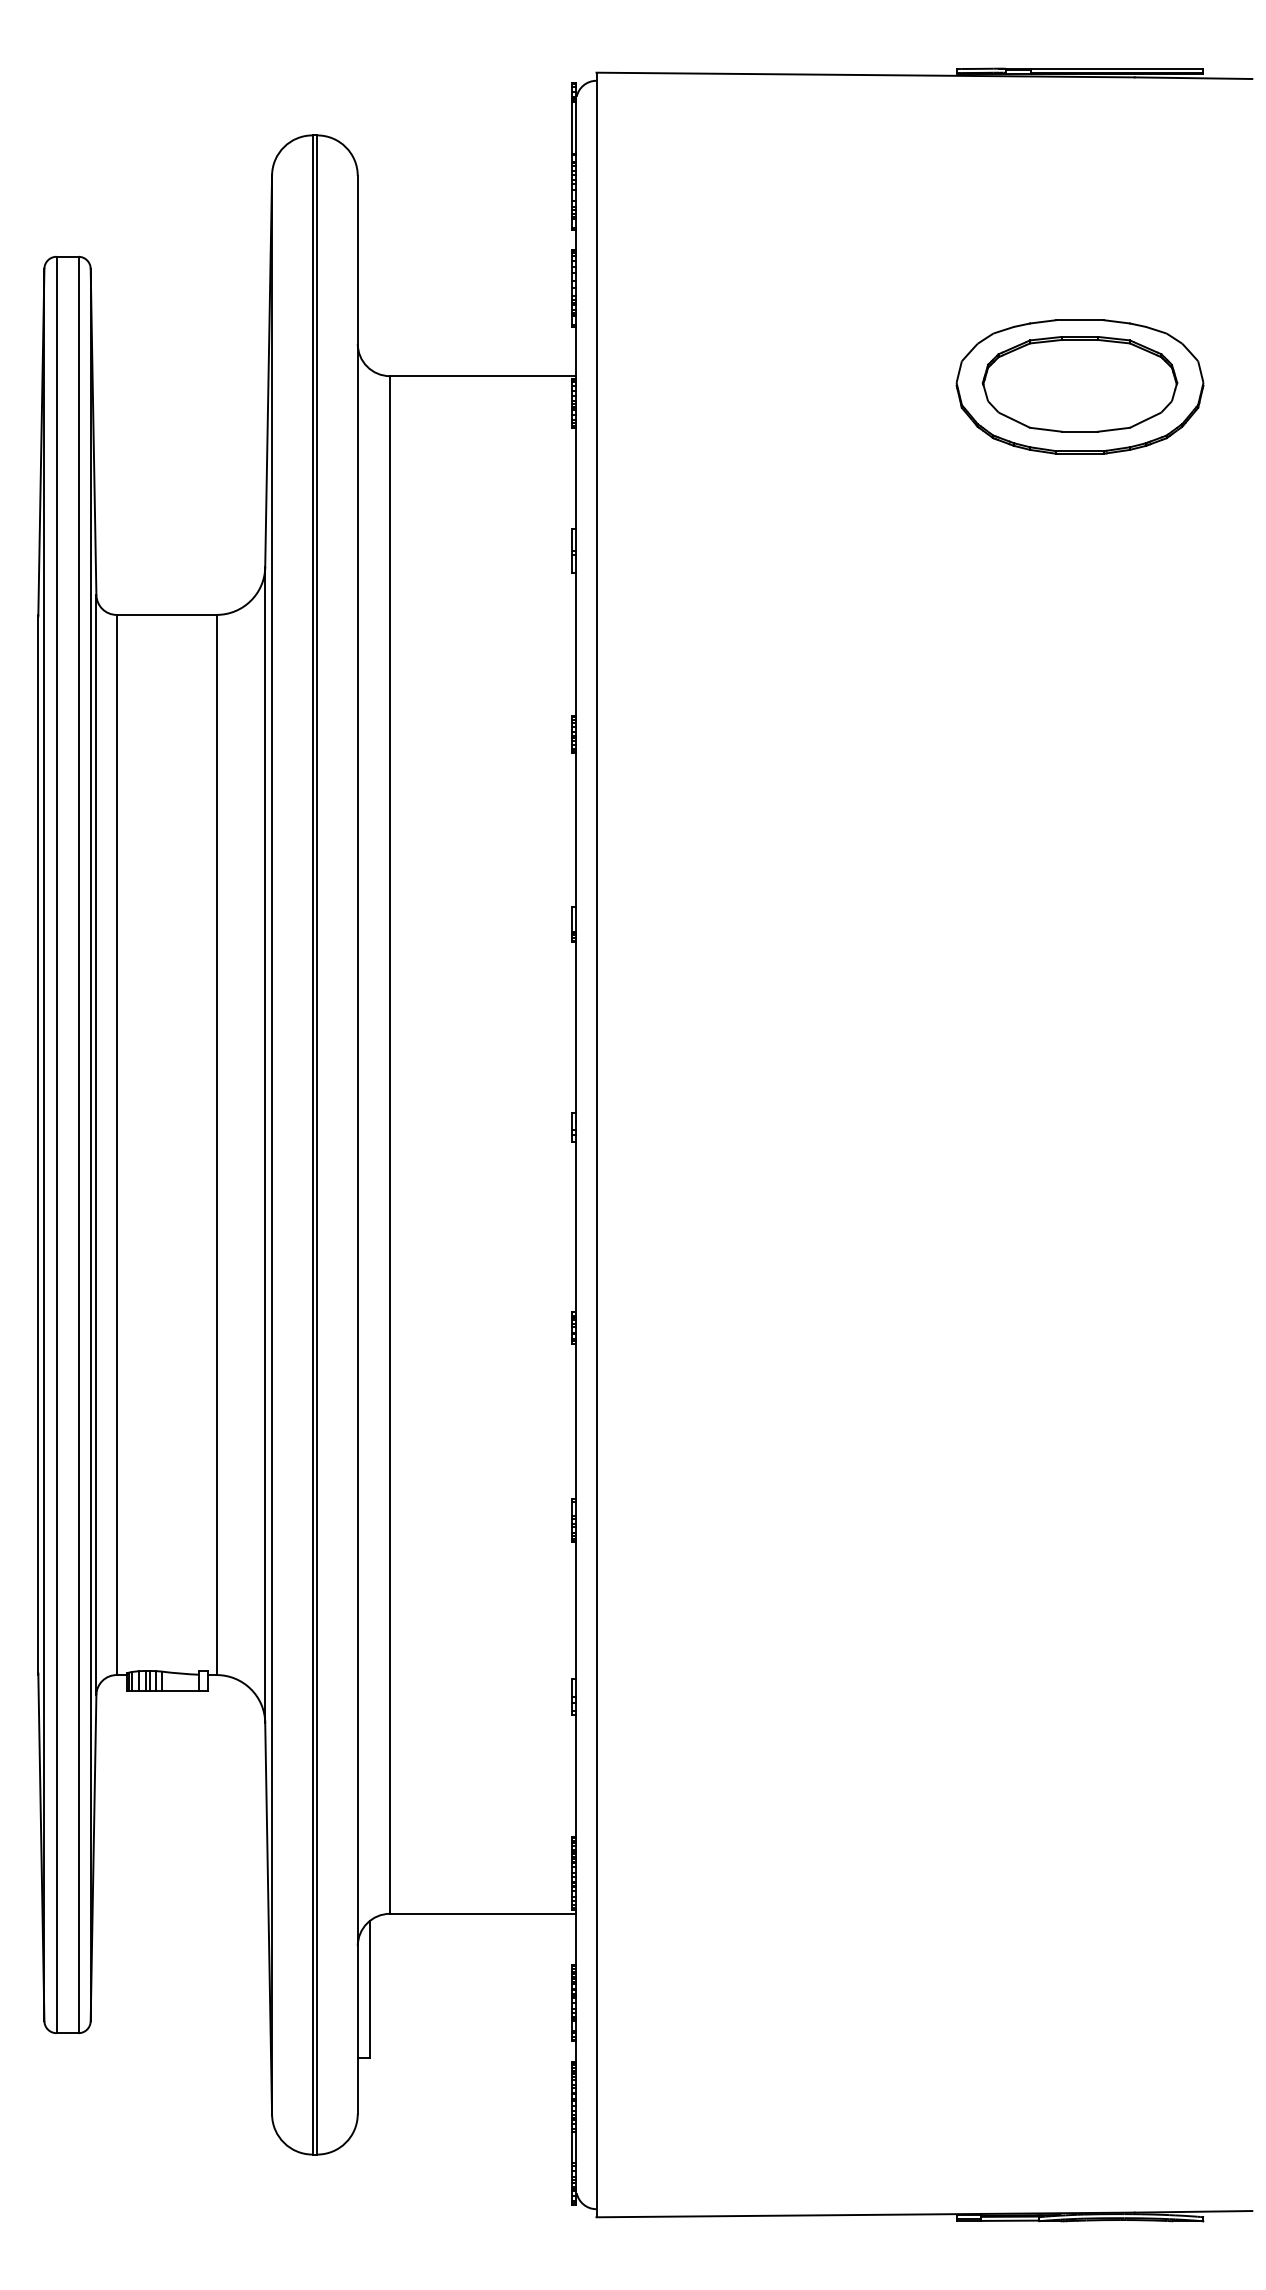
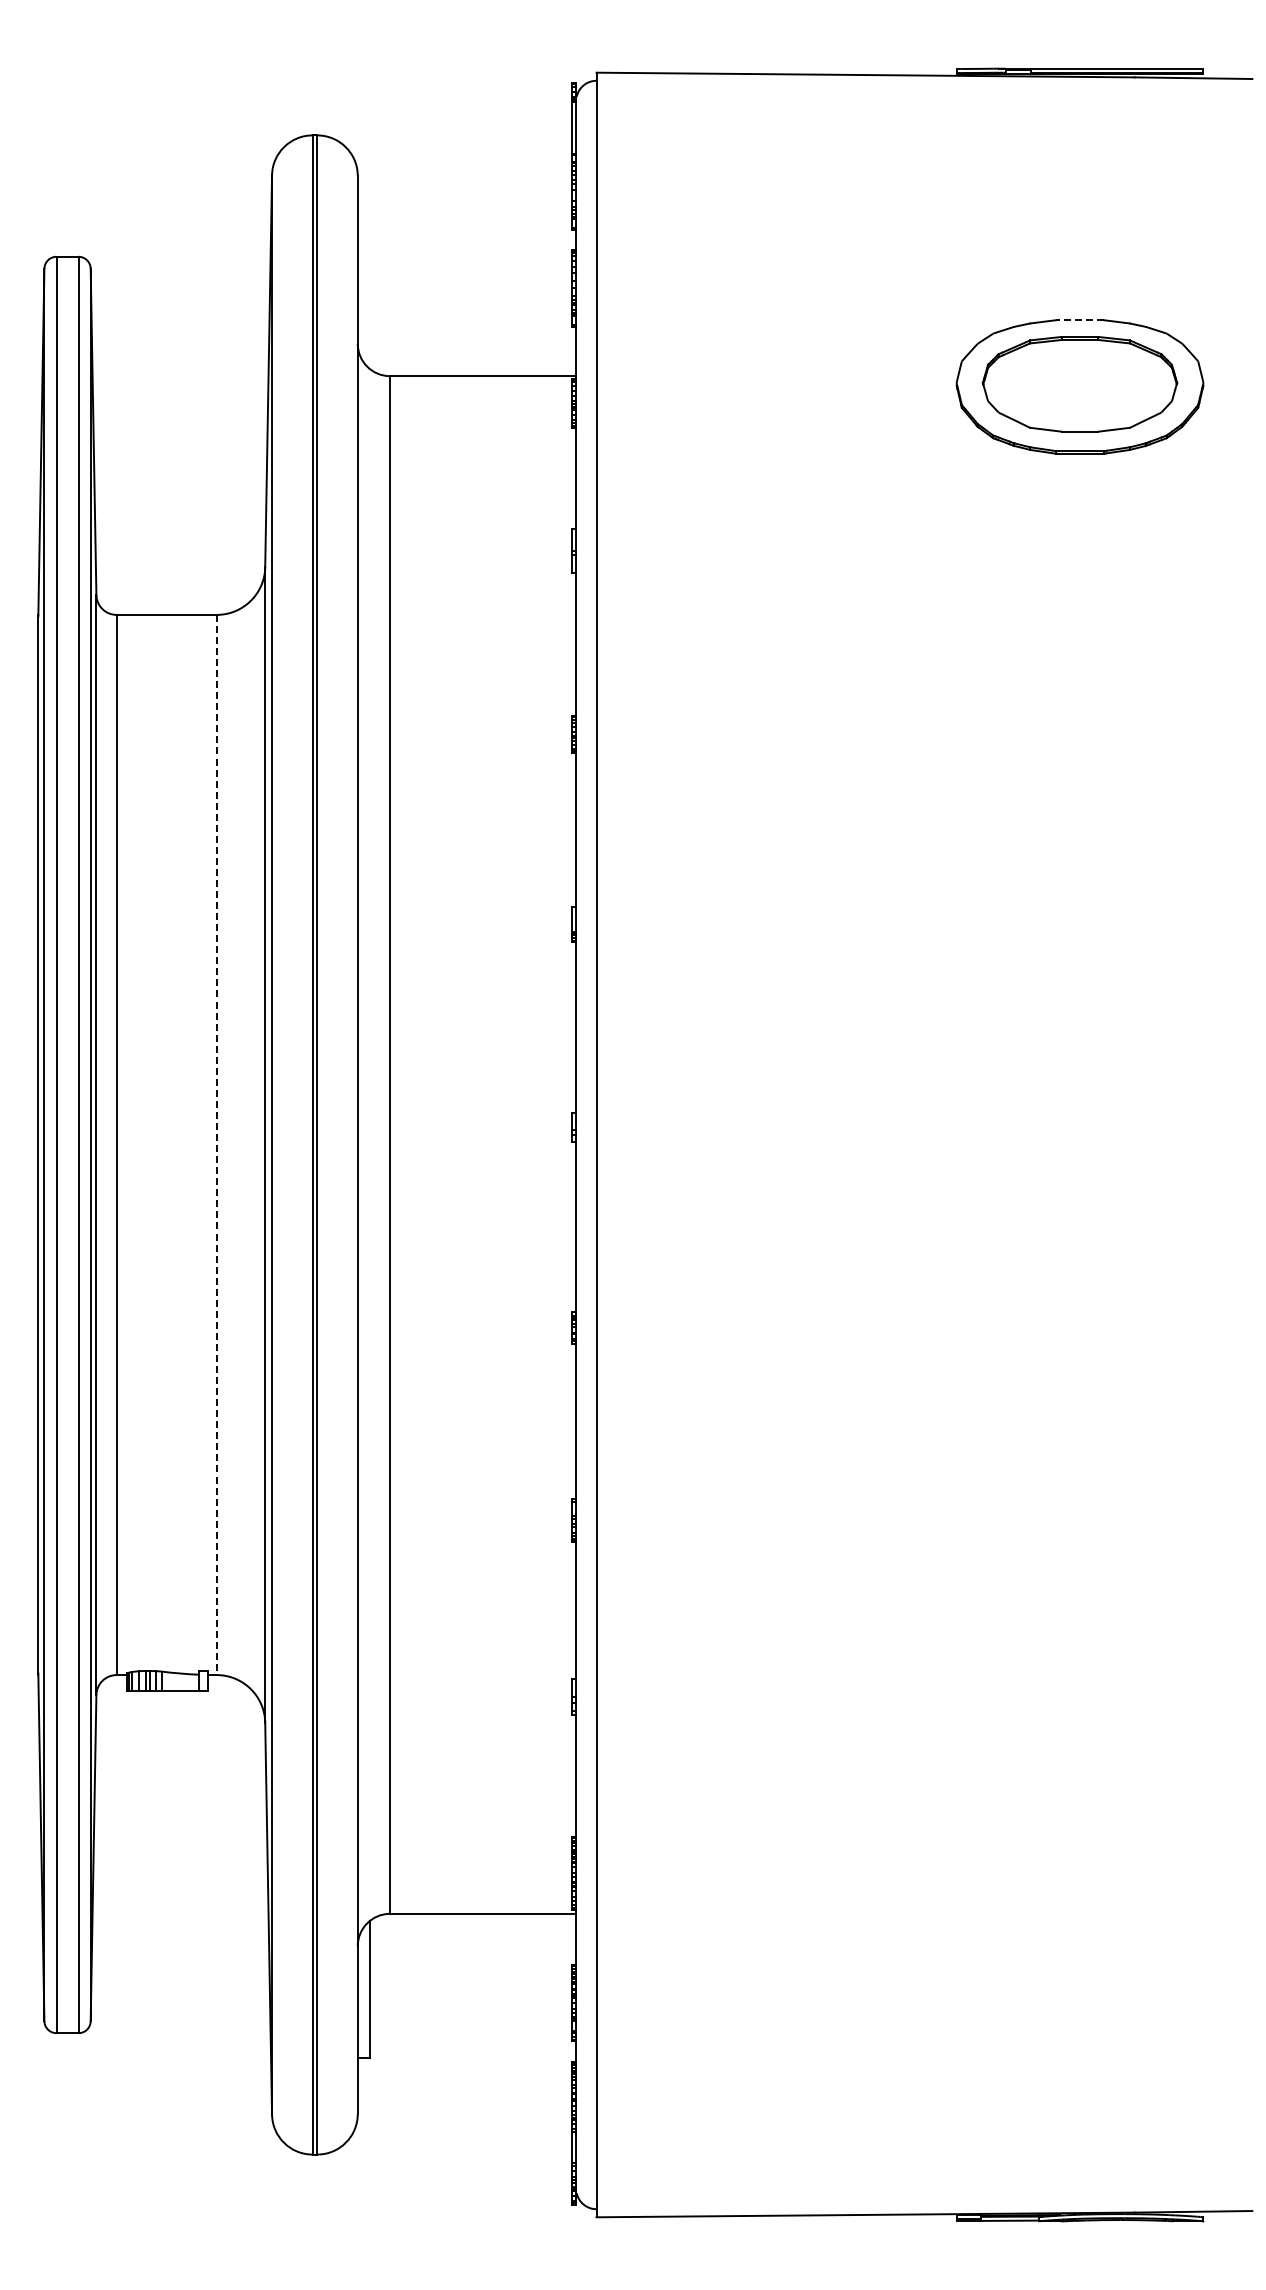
line: solid -> dashed (1080, 320)
line: solid -> dashed (216, 1145)
